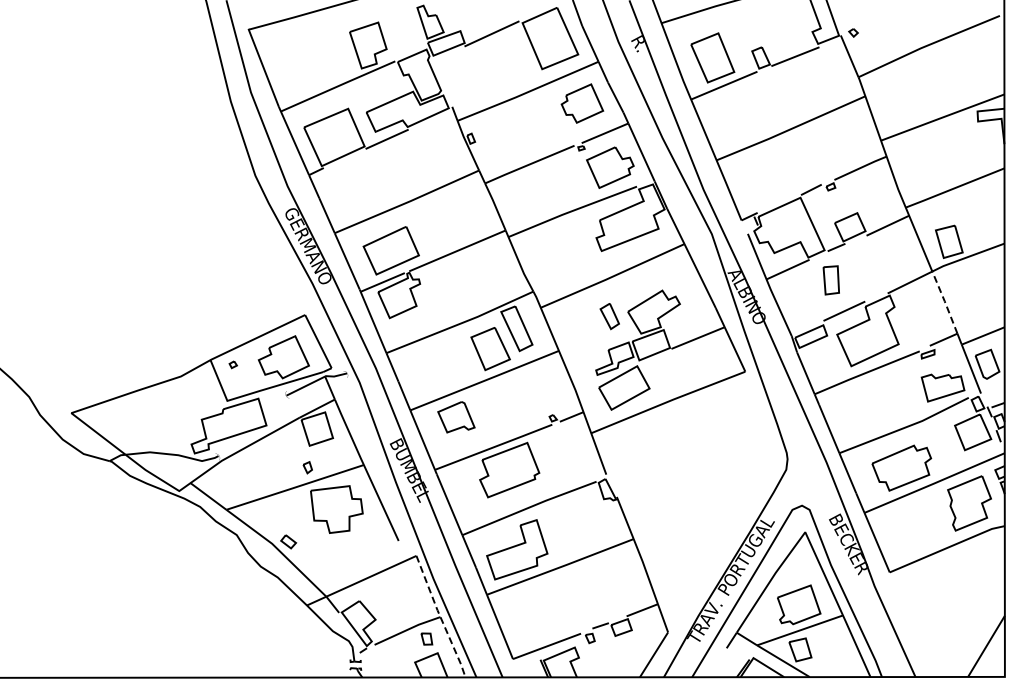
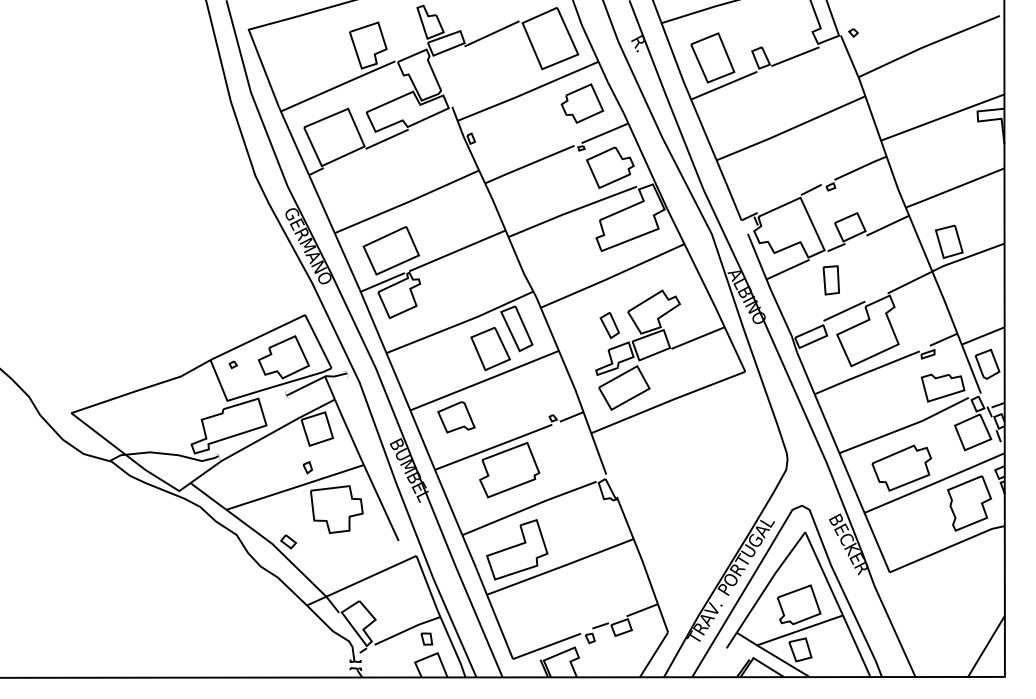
line: dashed -> solid (944, 301)
part position: (609, 316) -> (609, 325) (609, 325)
line: dashed -> solid (440, 616)
